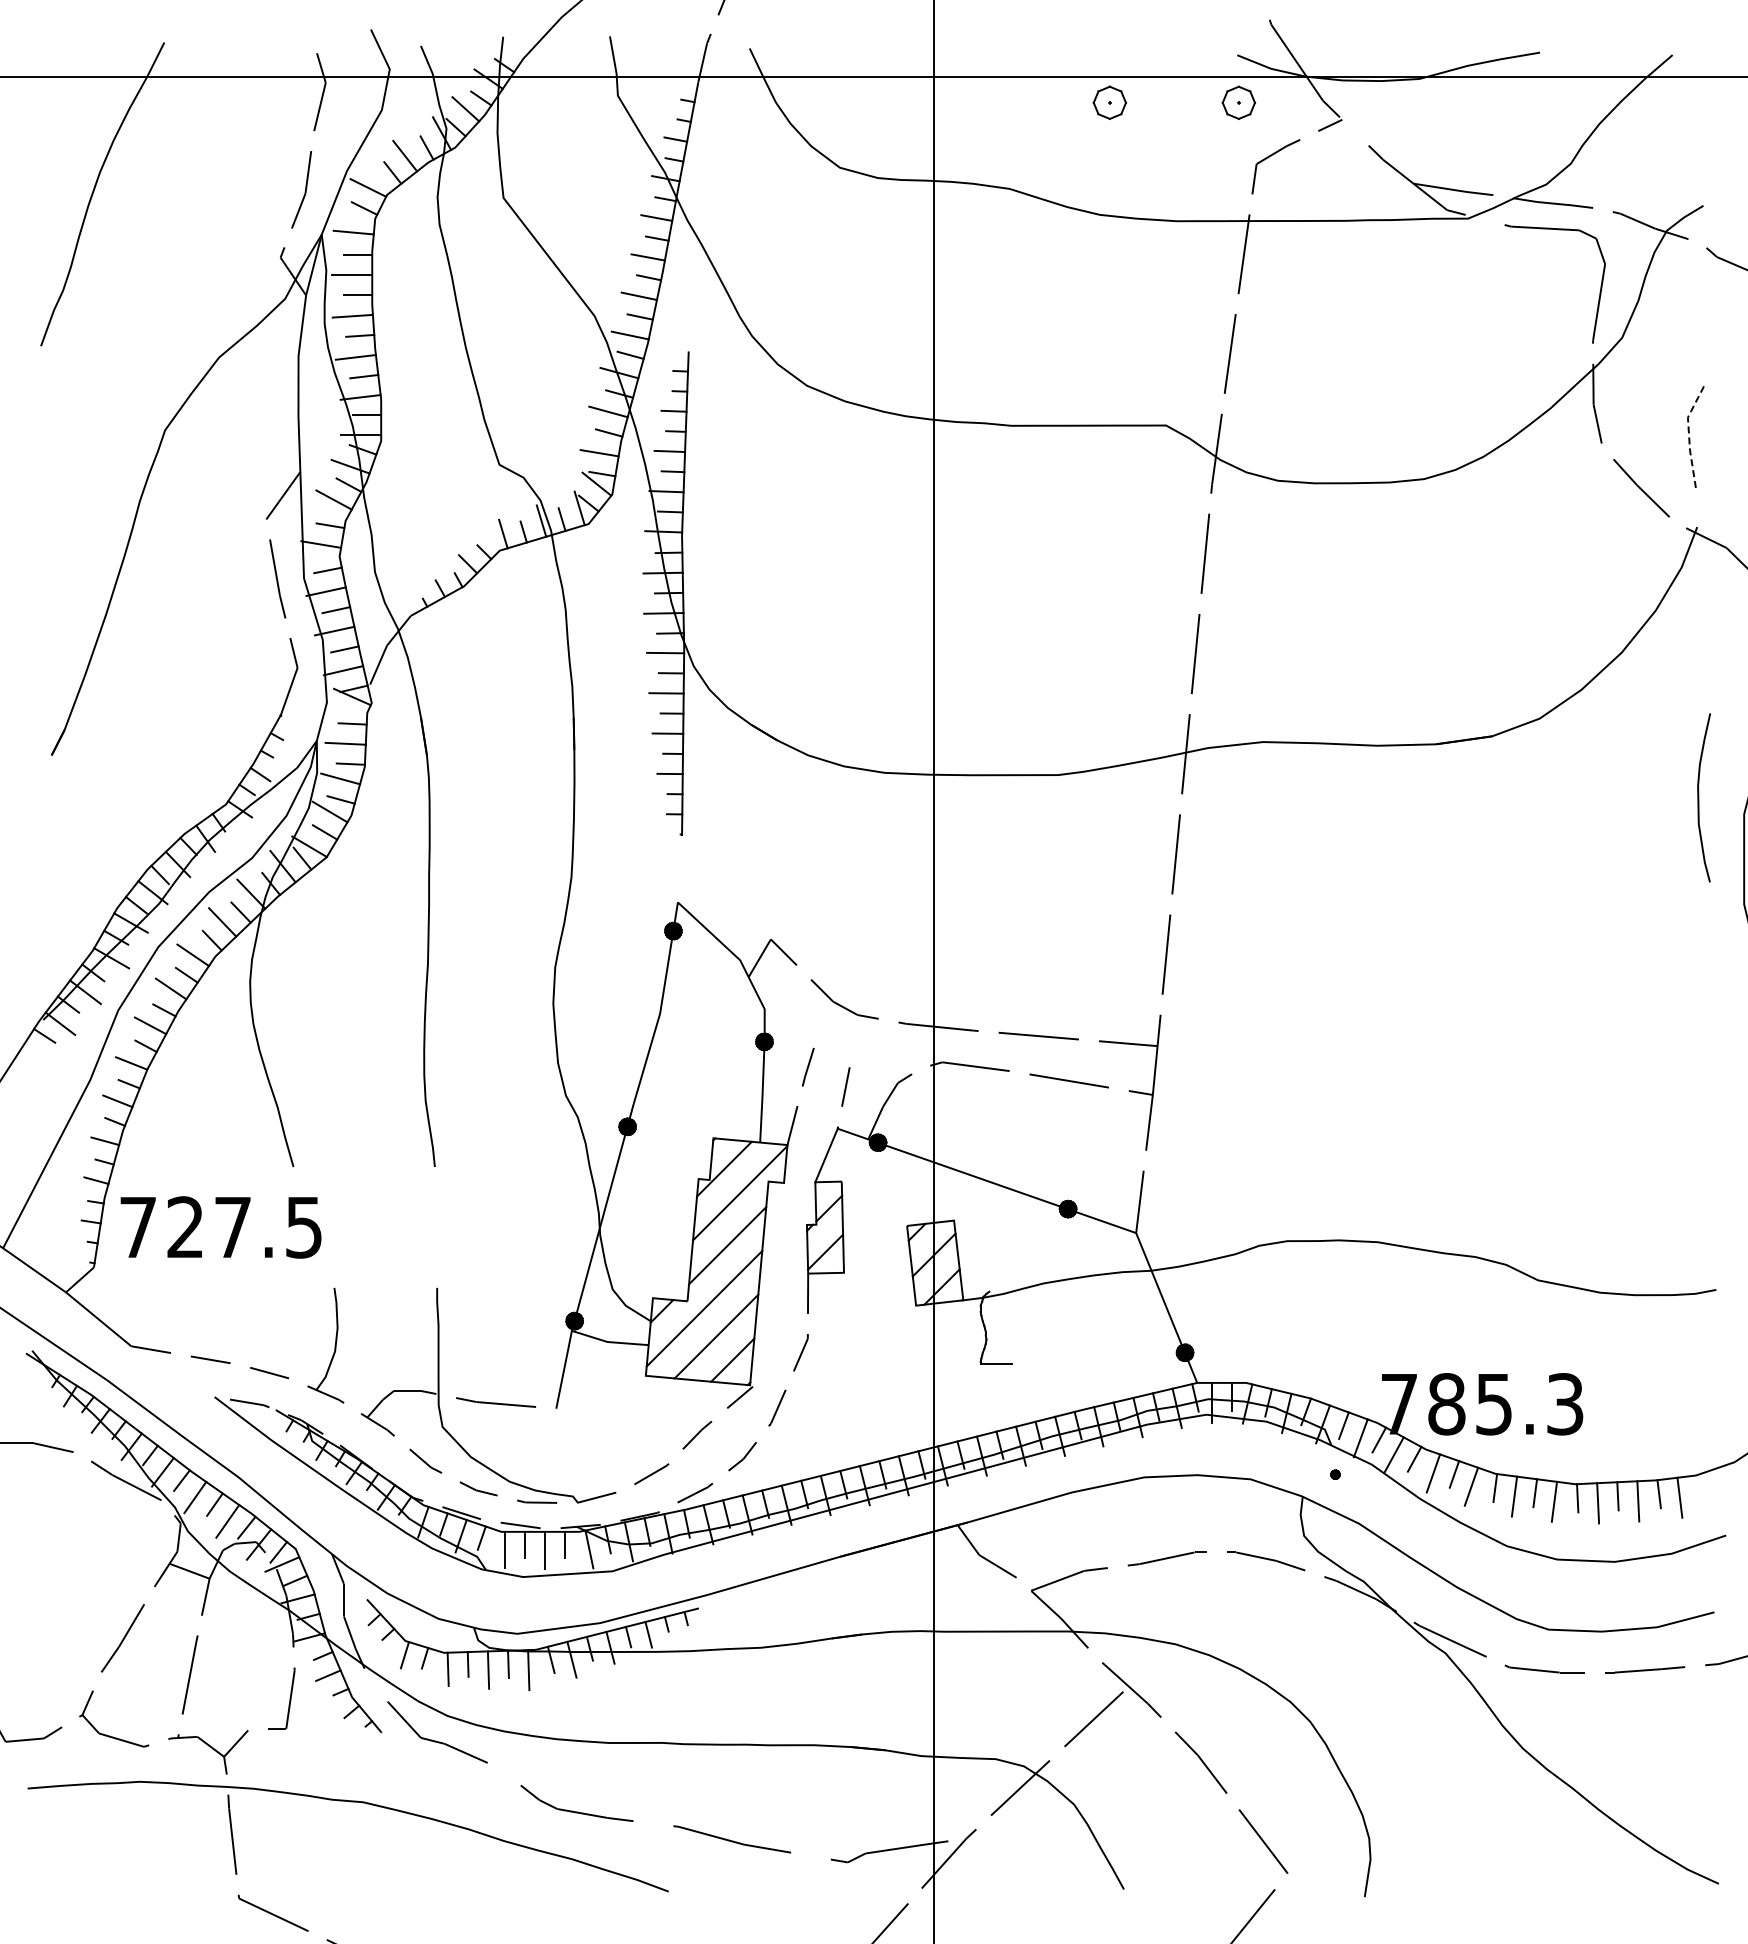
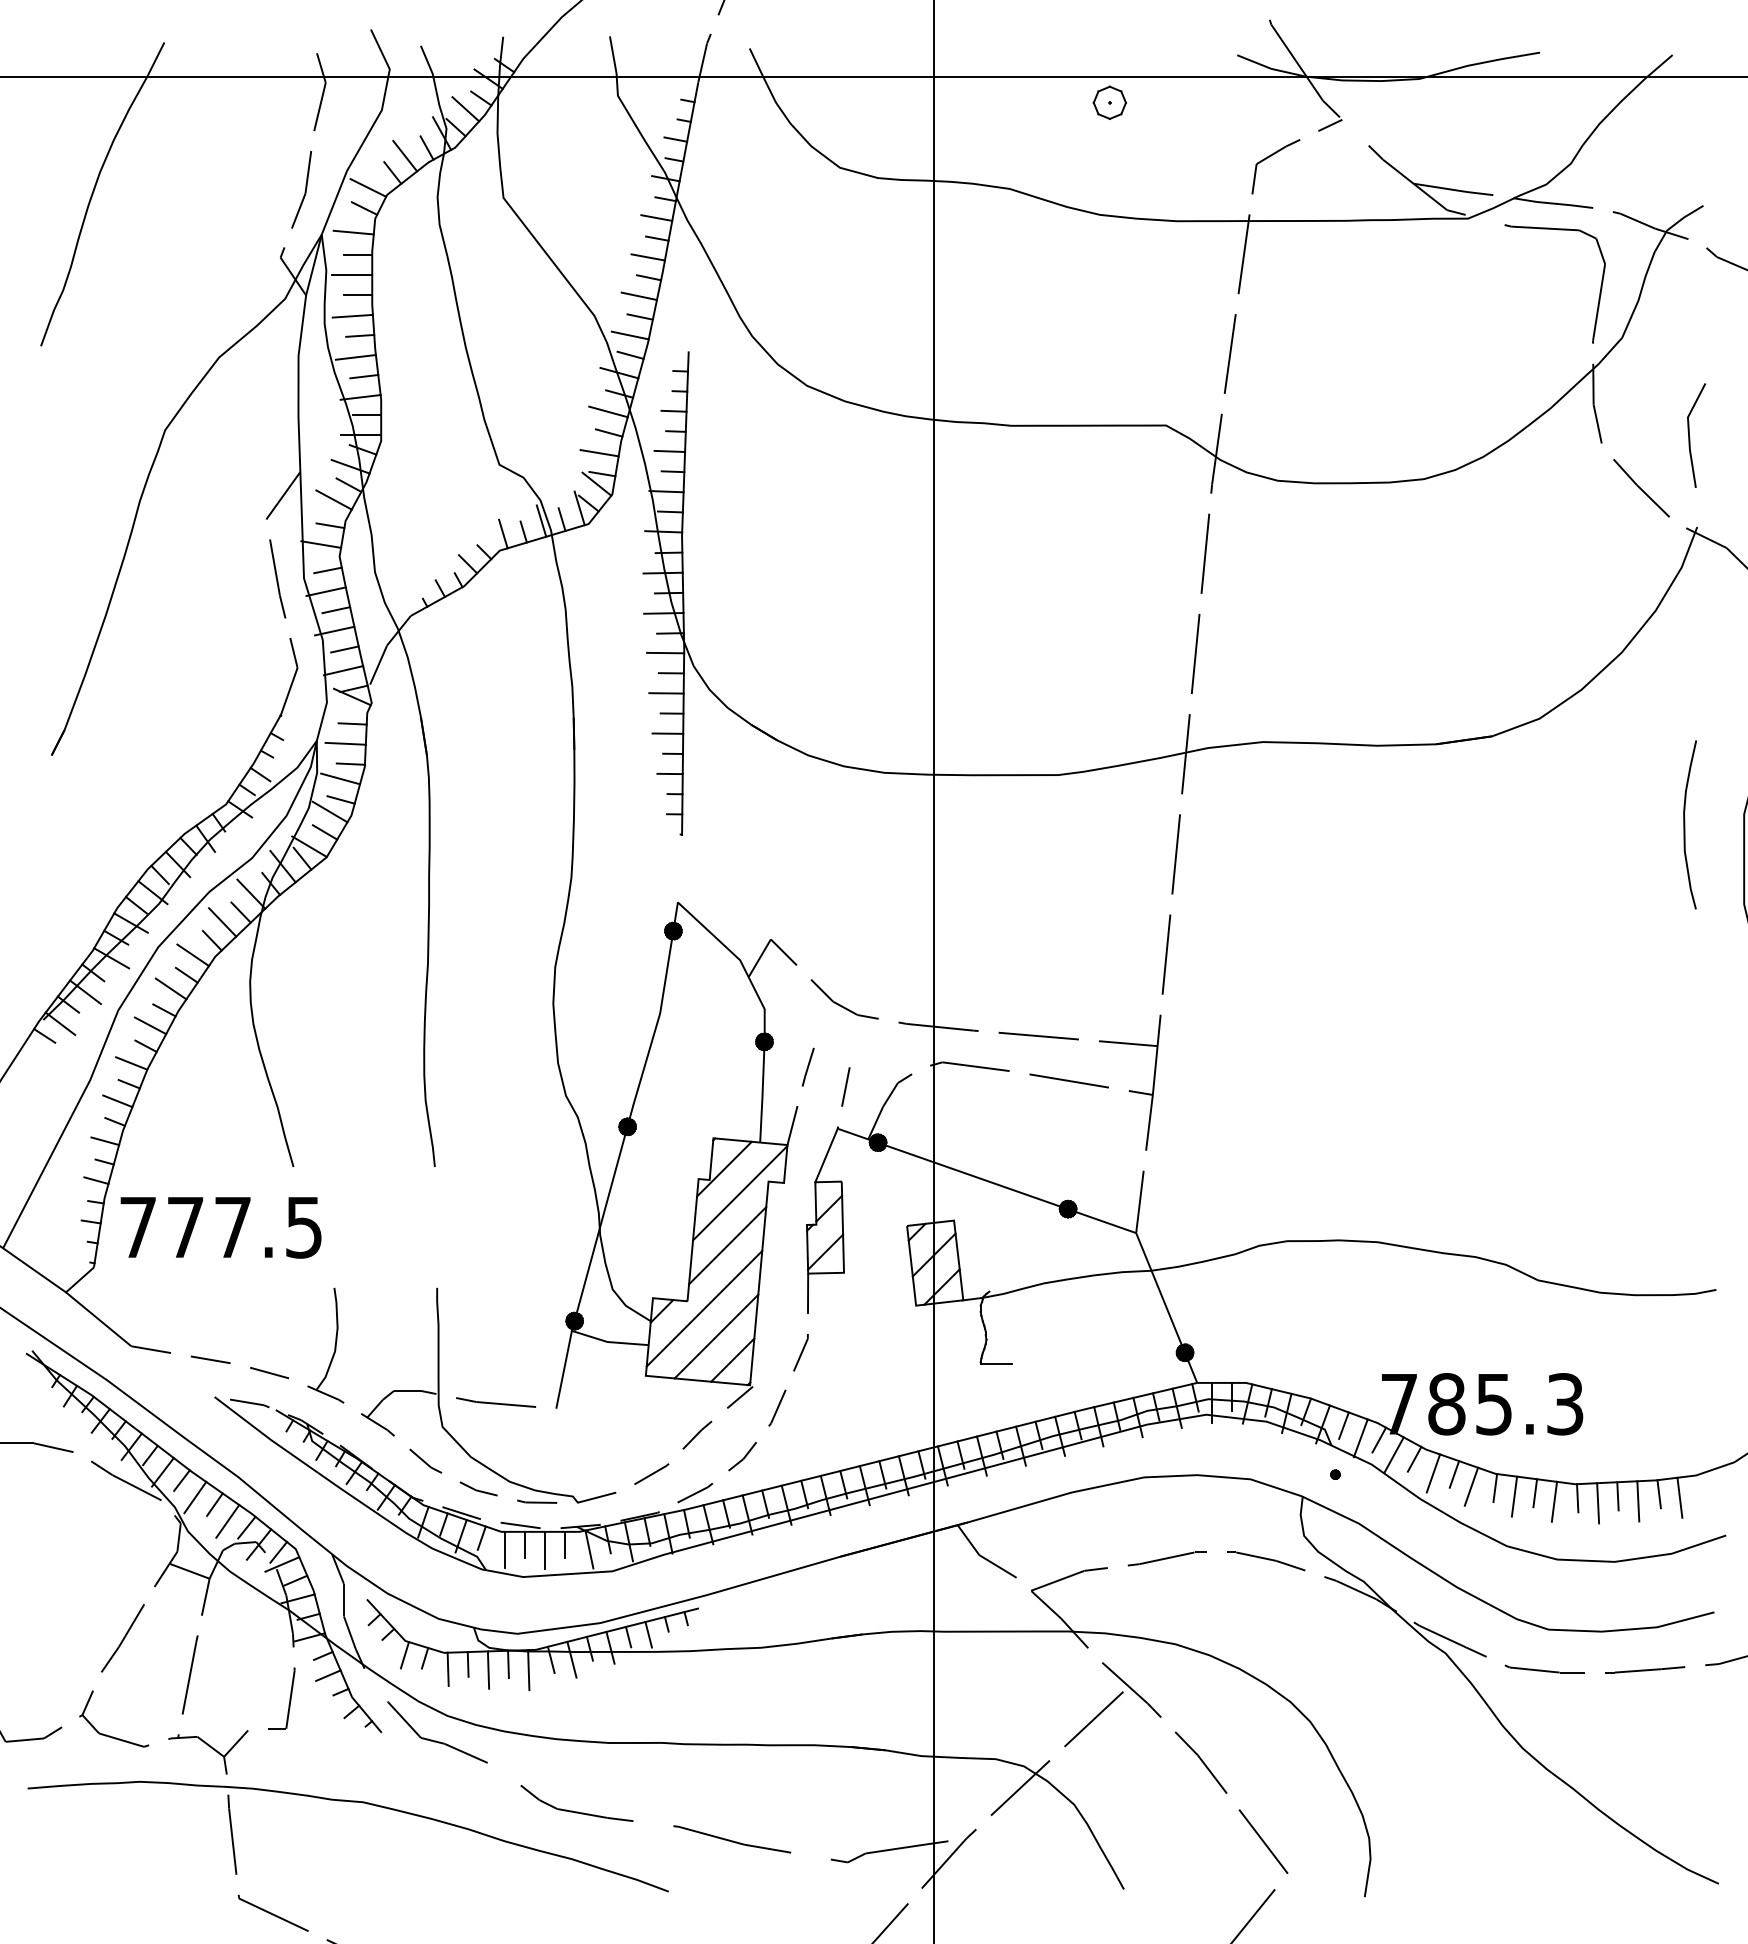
part: present -> none (1238, 102)
line: dashed -> solid (1688, 433)
curve position: (1699, 797) -> (1685, 824) (1685, 824)
text: 727.5 -> 777.5 (185, 1226)
